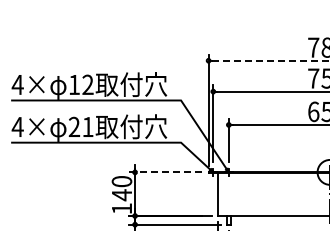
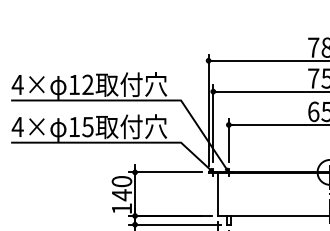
line: dashed -> solid (271, 60)
text: 21 -> 15 (80, 126)
line: dashed -> solid (165, 172)
